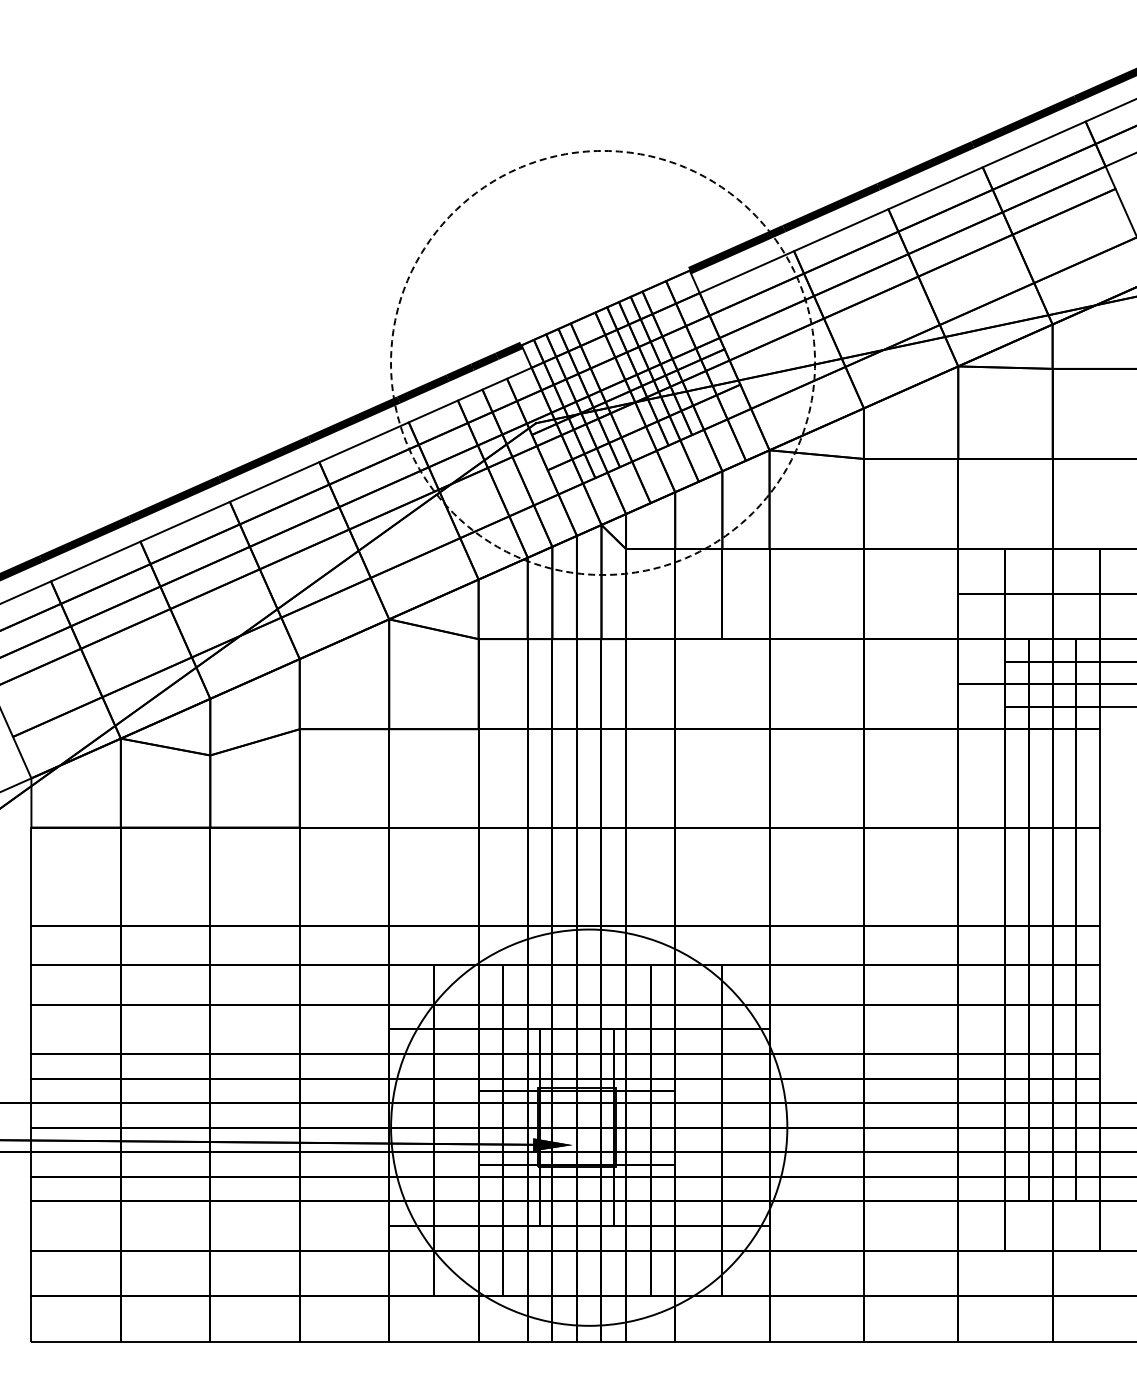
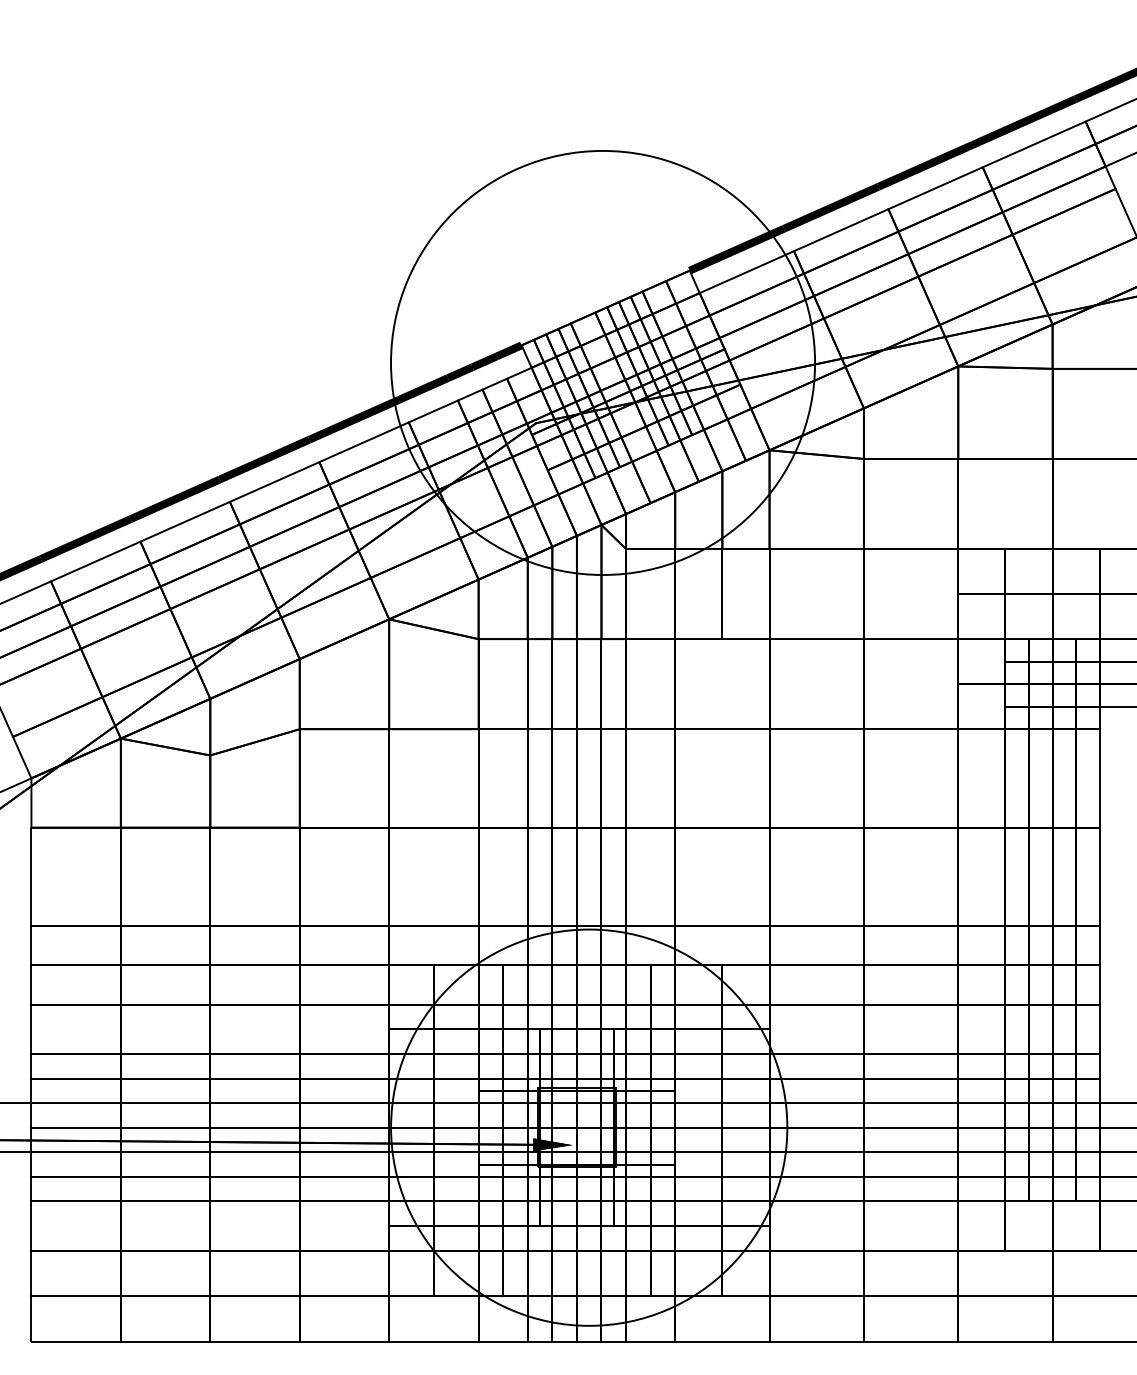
circle: dashed -> solid (603, 362)
